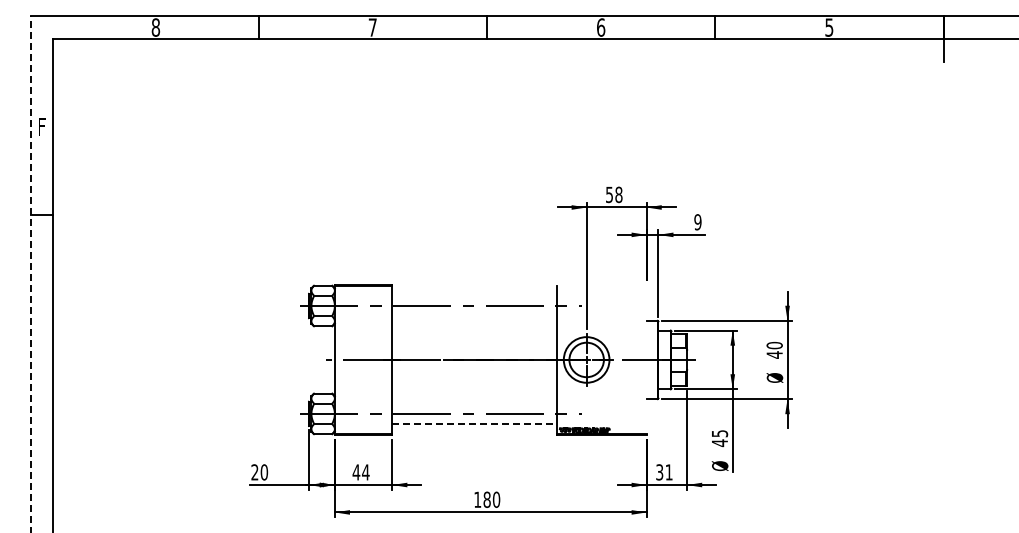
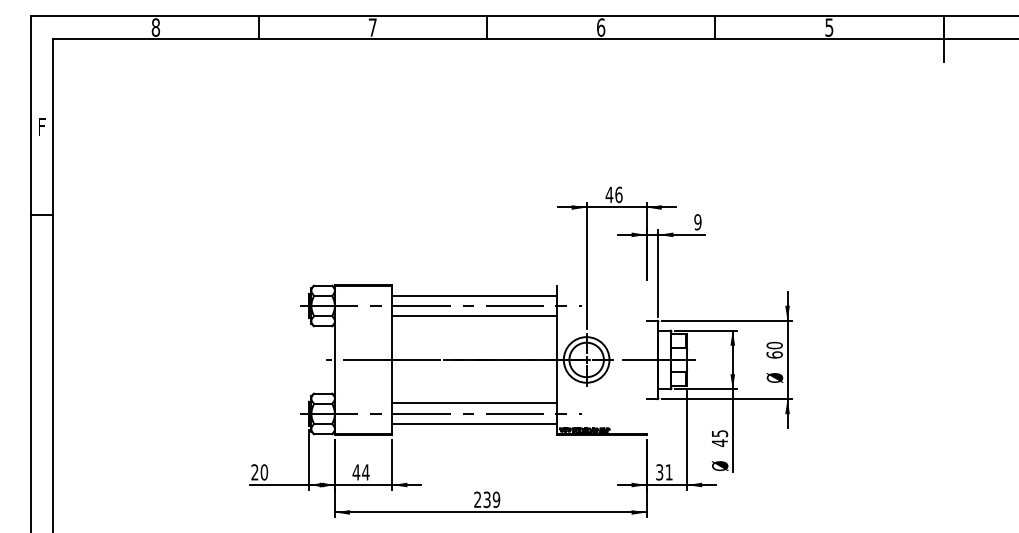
text: 58 -> 46 (613, 194)
line: dashed -> solid (30, 273)
line: none -> present (474, 295)
line: none -> present (474, 316)
text: 40 -> 60 (774, 354)
line: none -> present (474, 403)
line: dashed -> solid (474, 424)
text: 180 -> 239 (487, 499)
